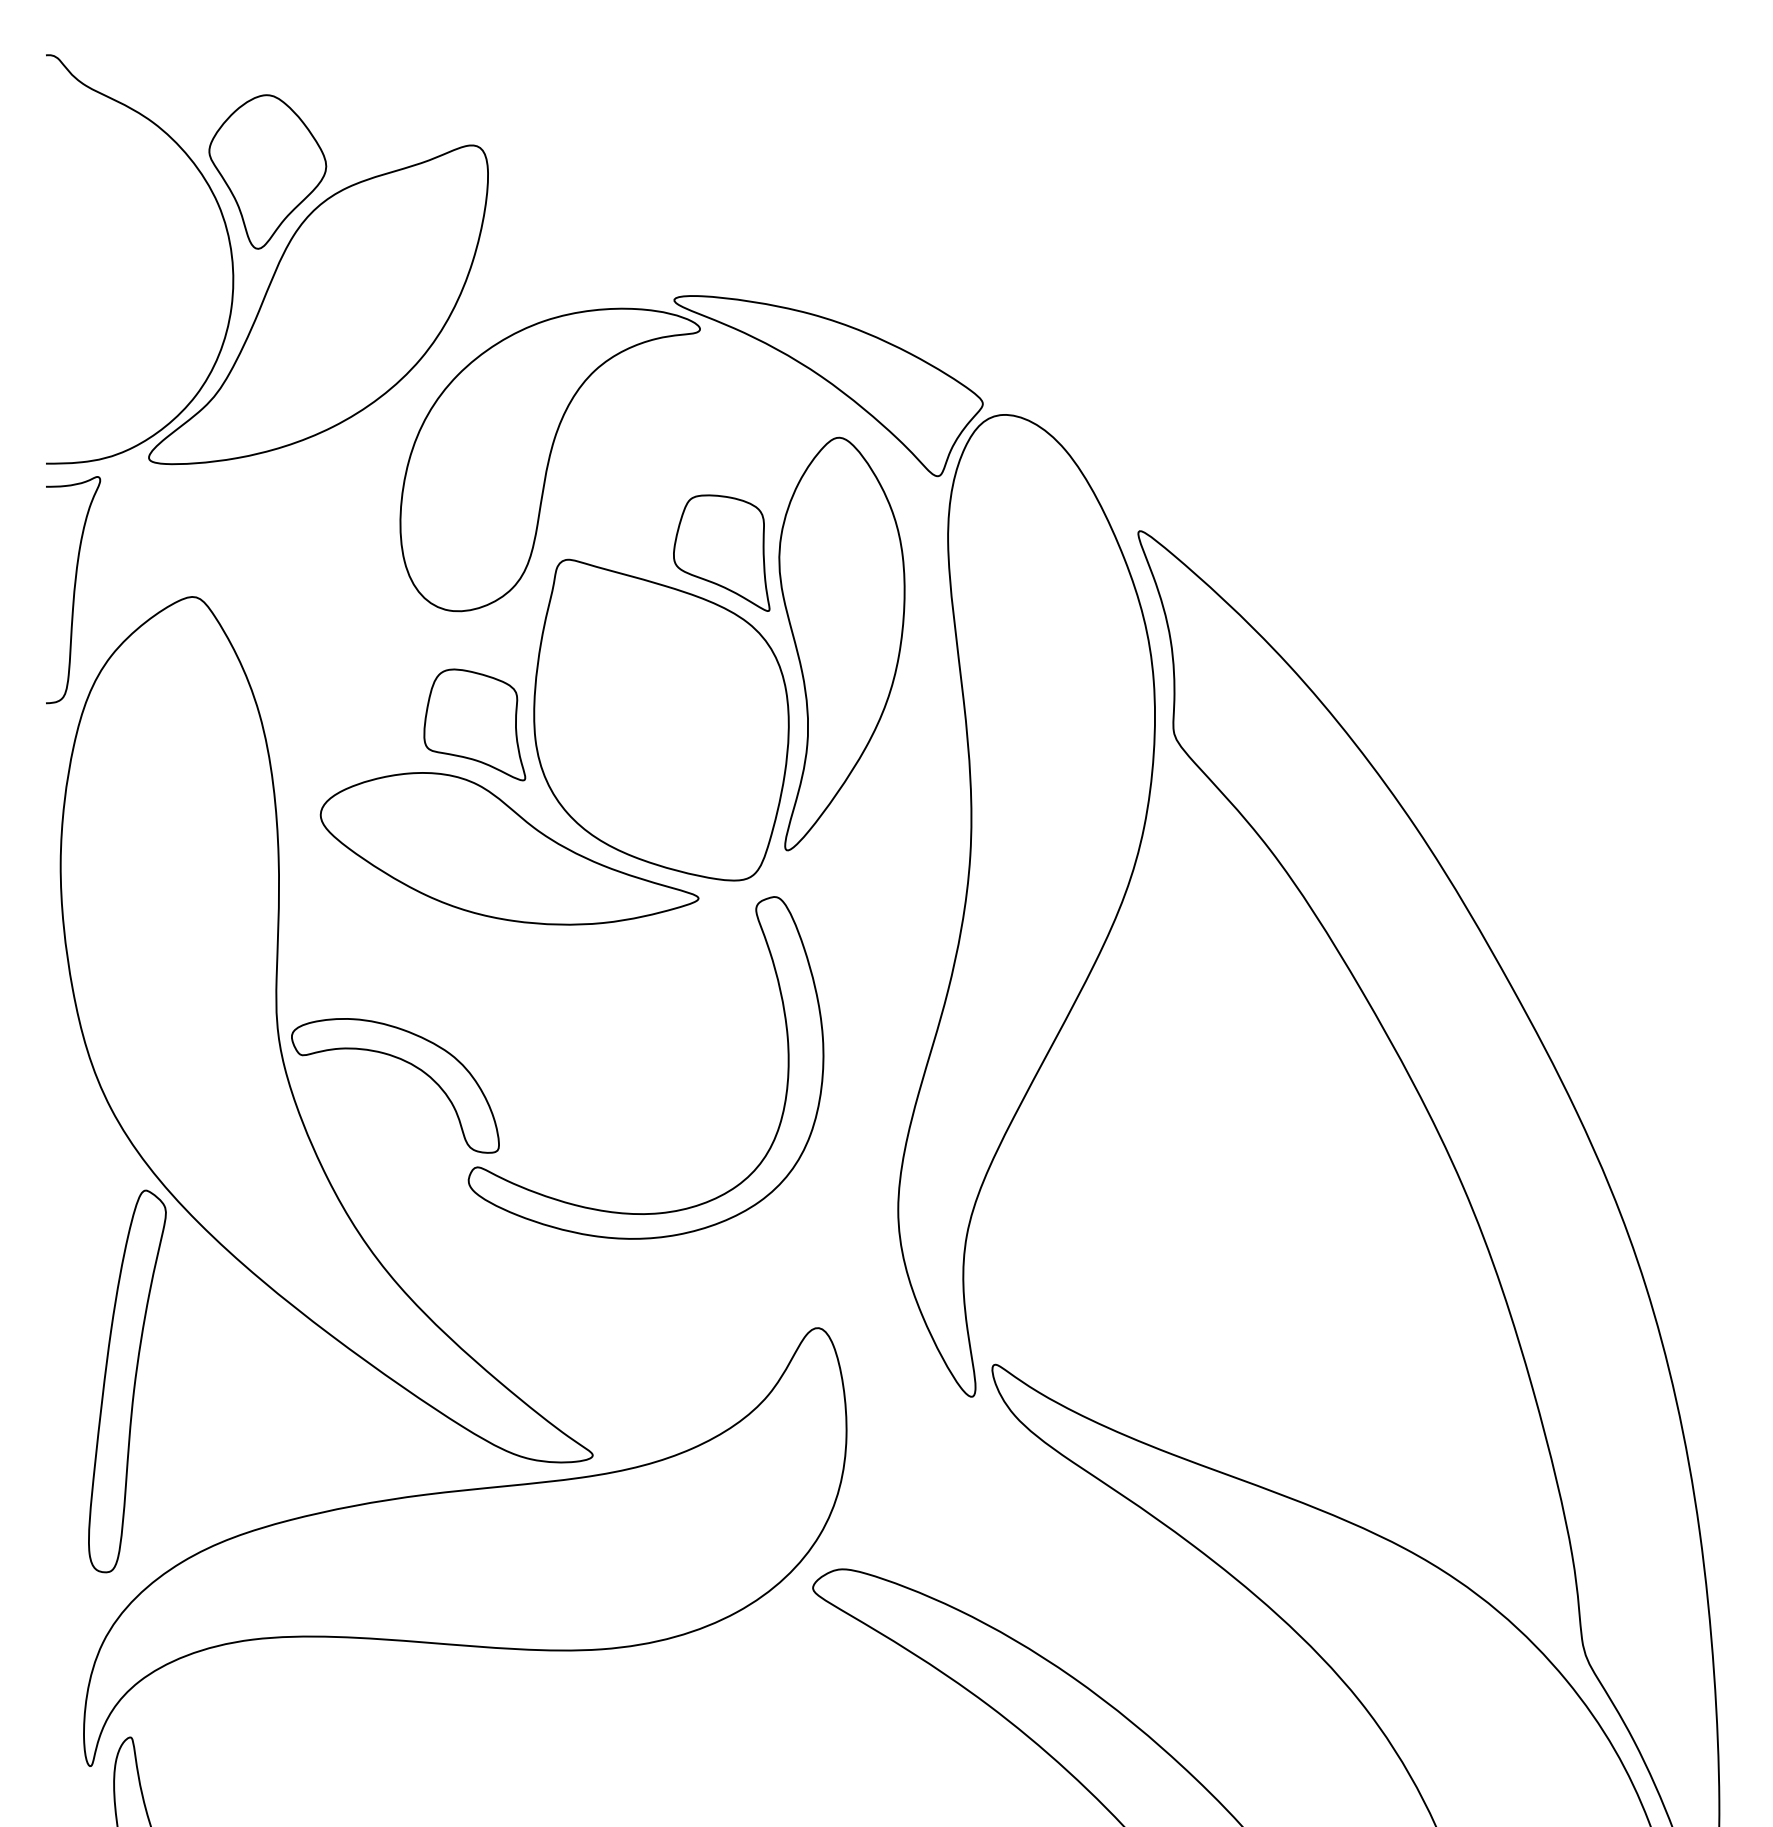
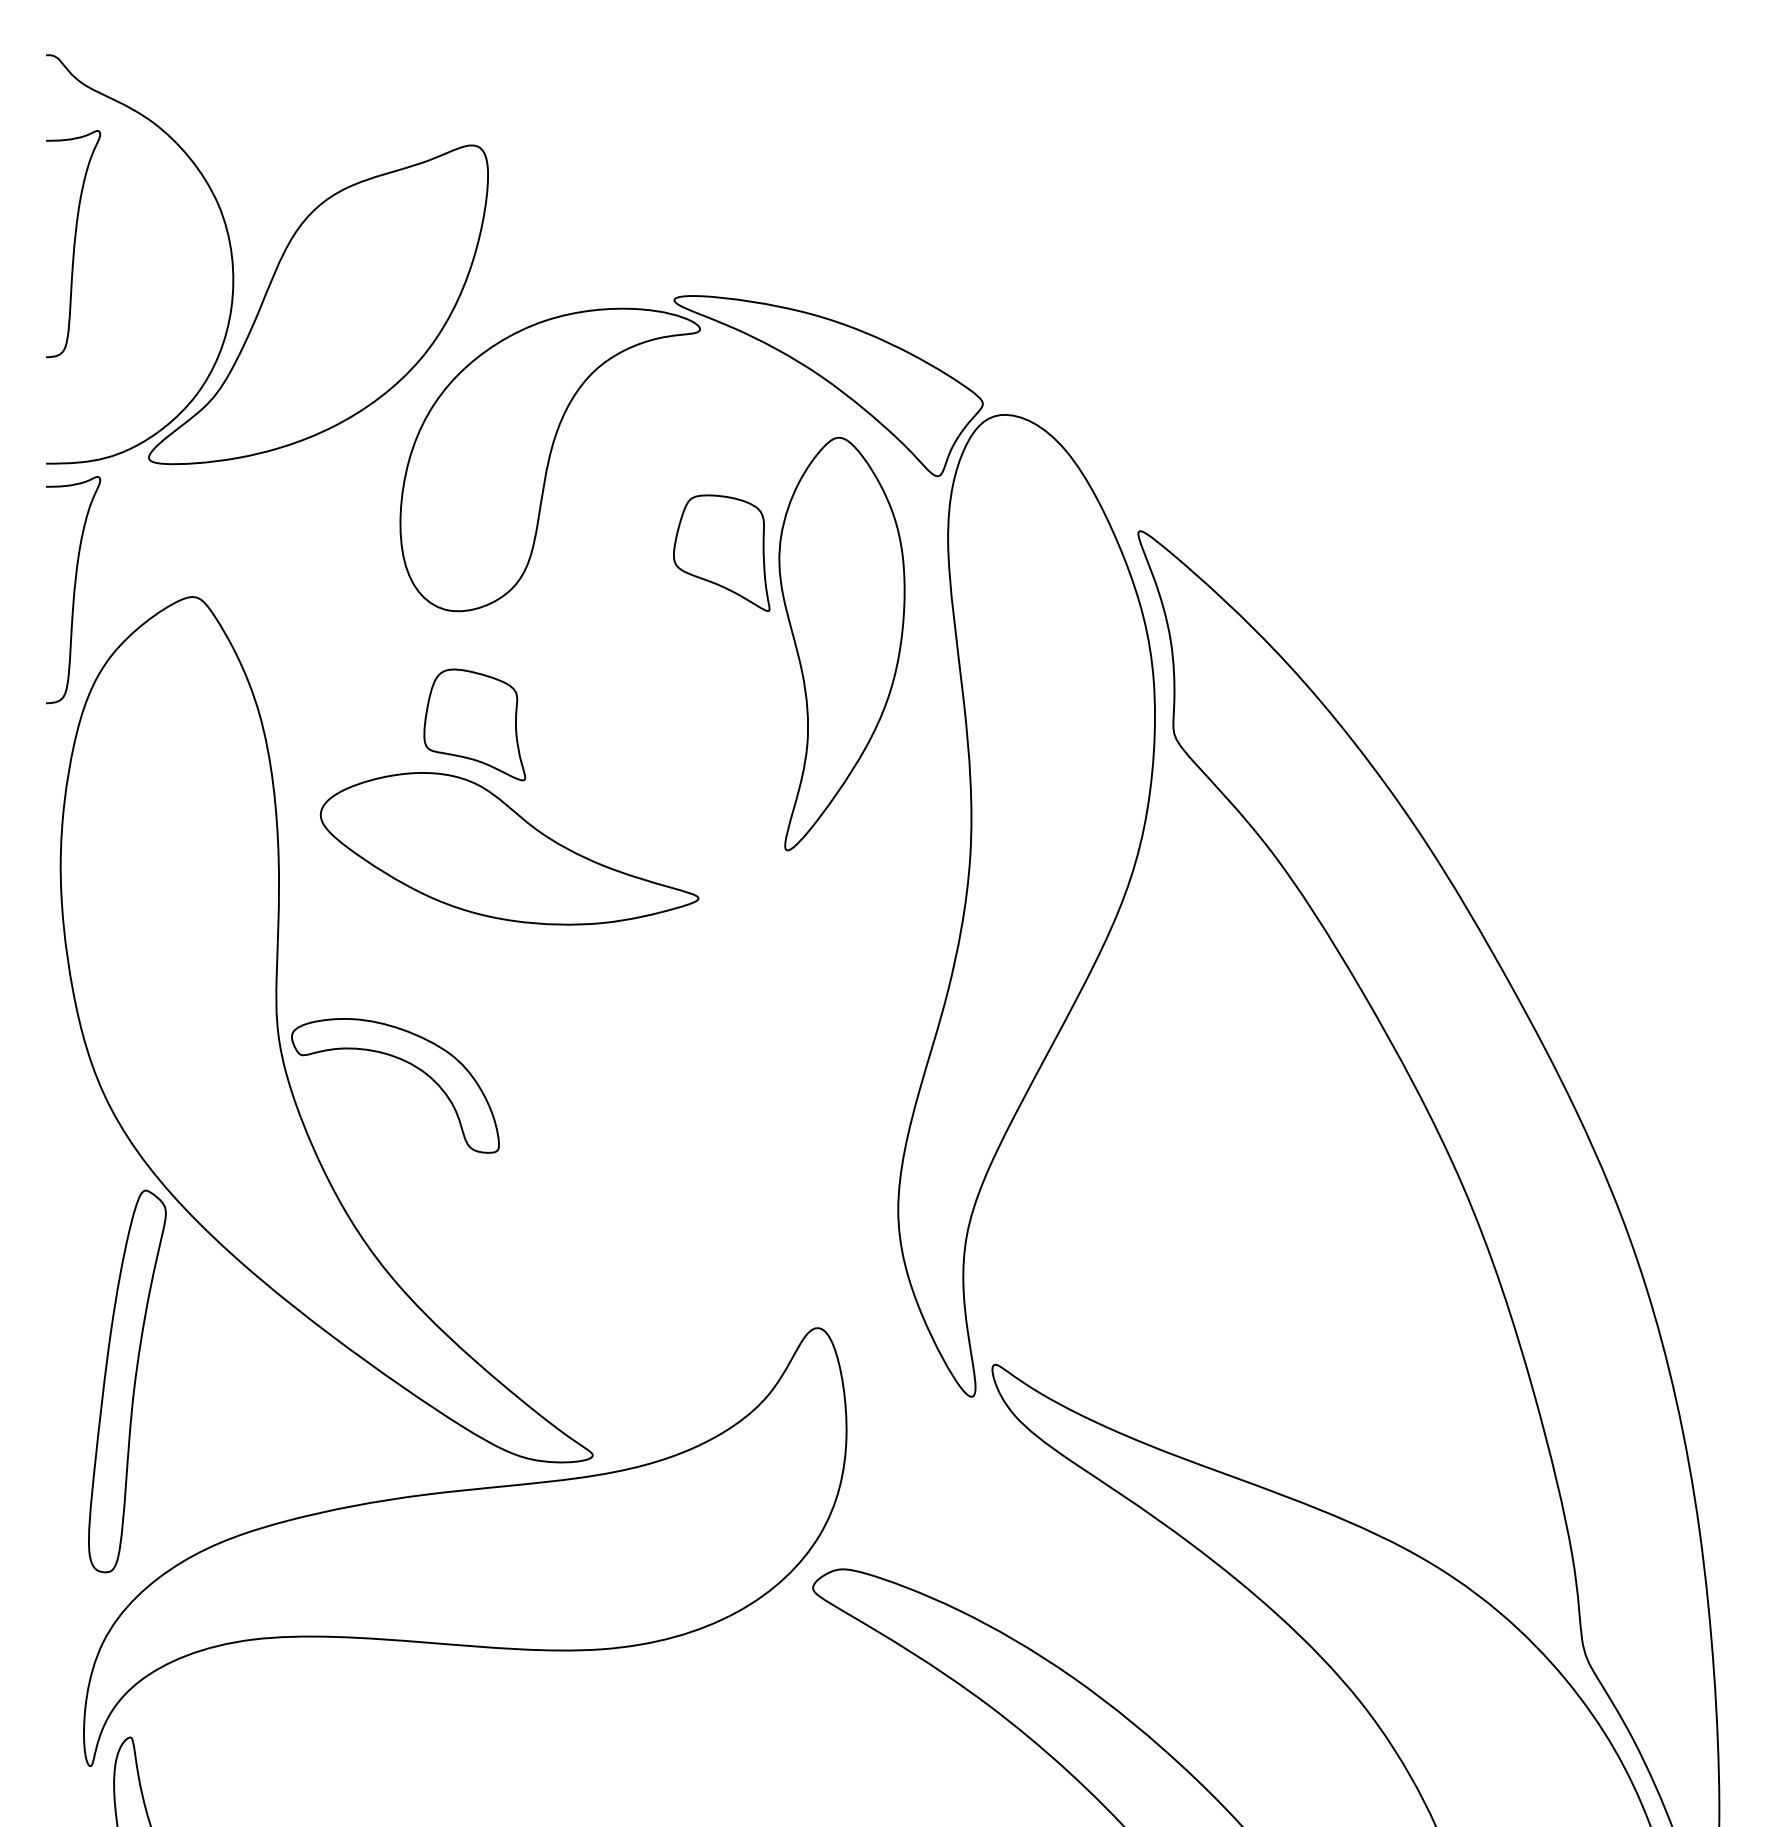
part: present -> none (267, 171)
curve: none -> present (73, 244)
part: present -> none (661, 719)
part: present -> none (786, 1082)
